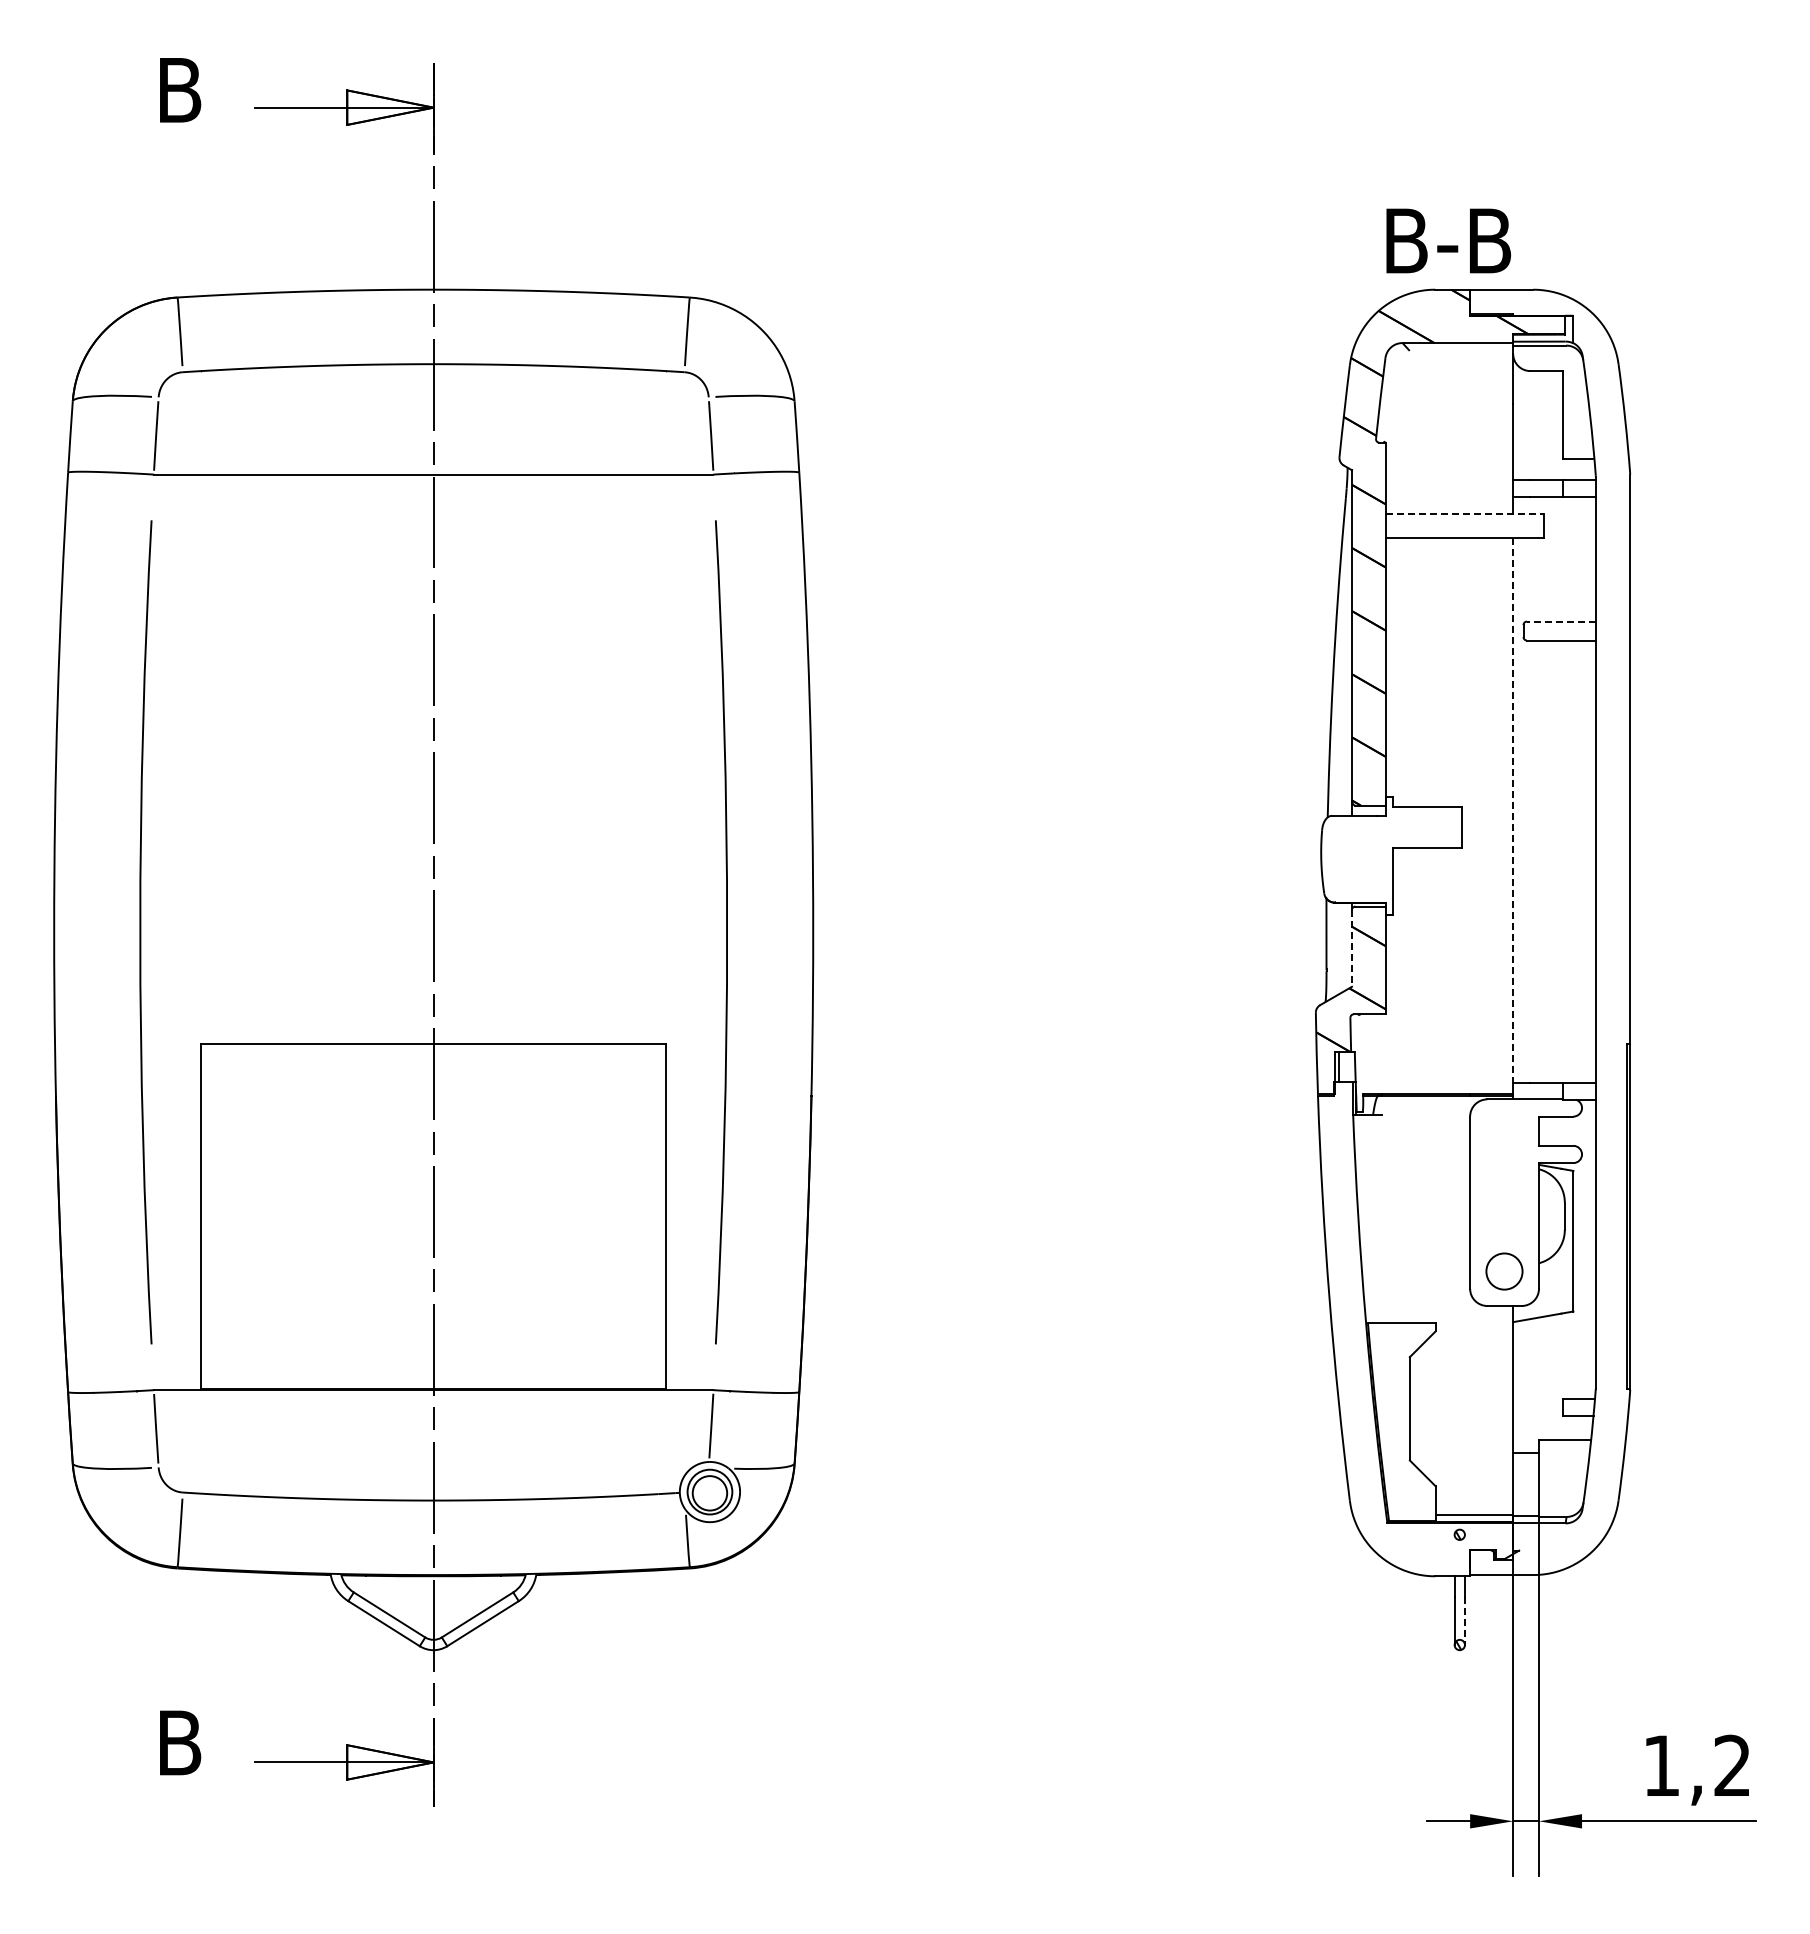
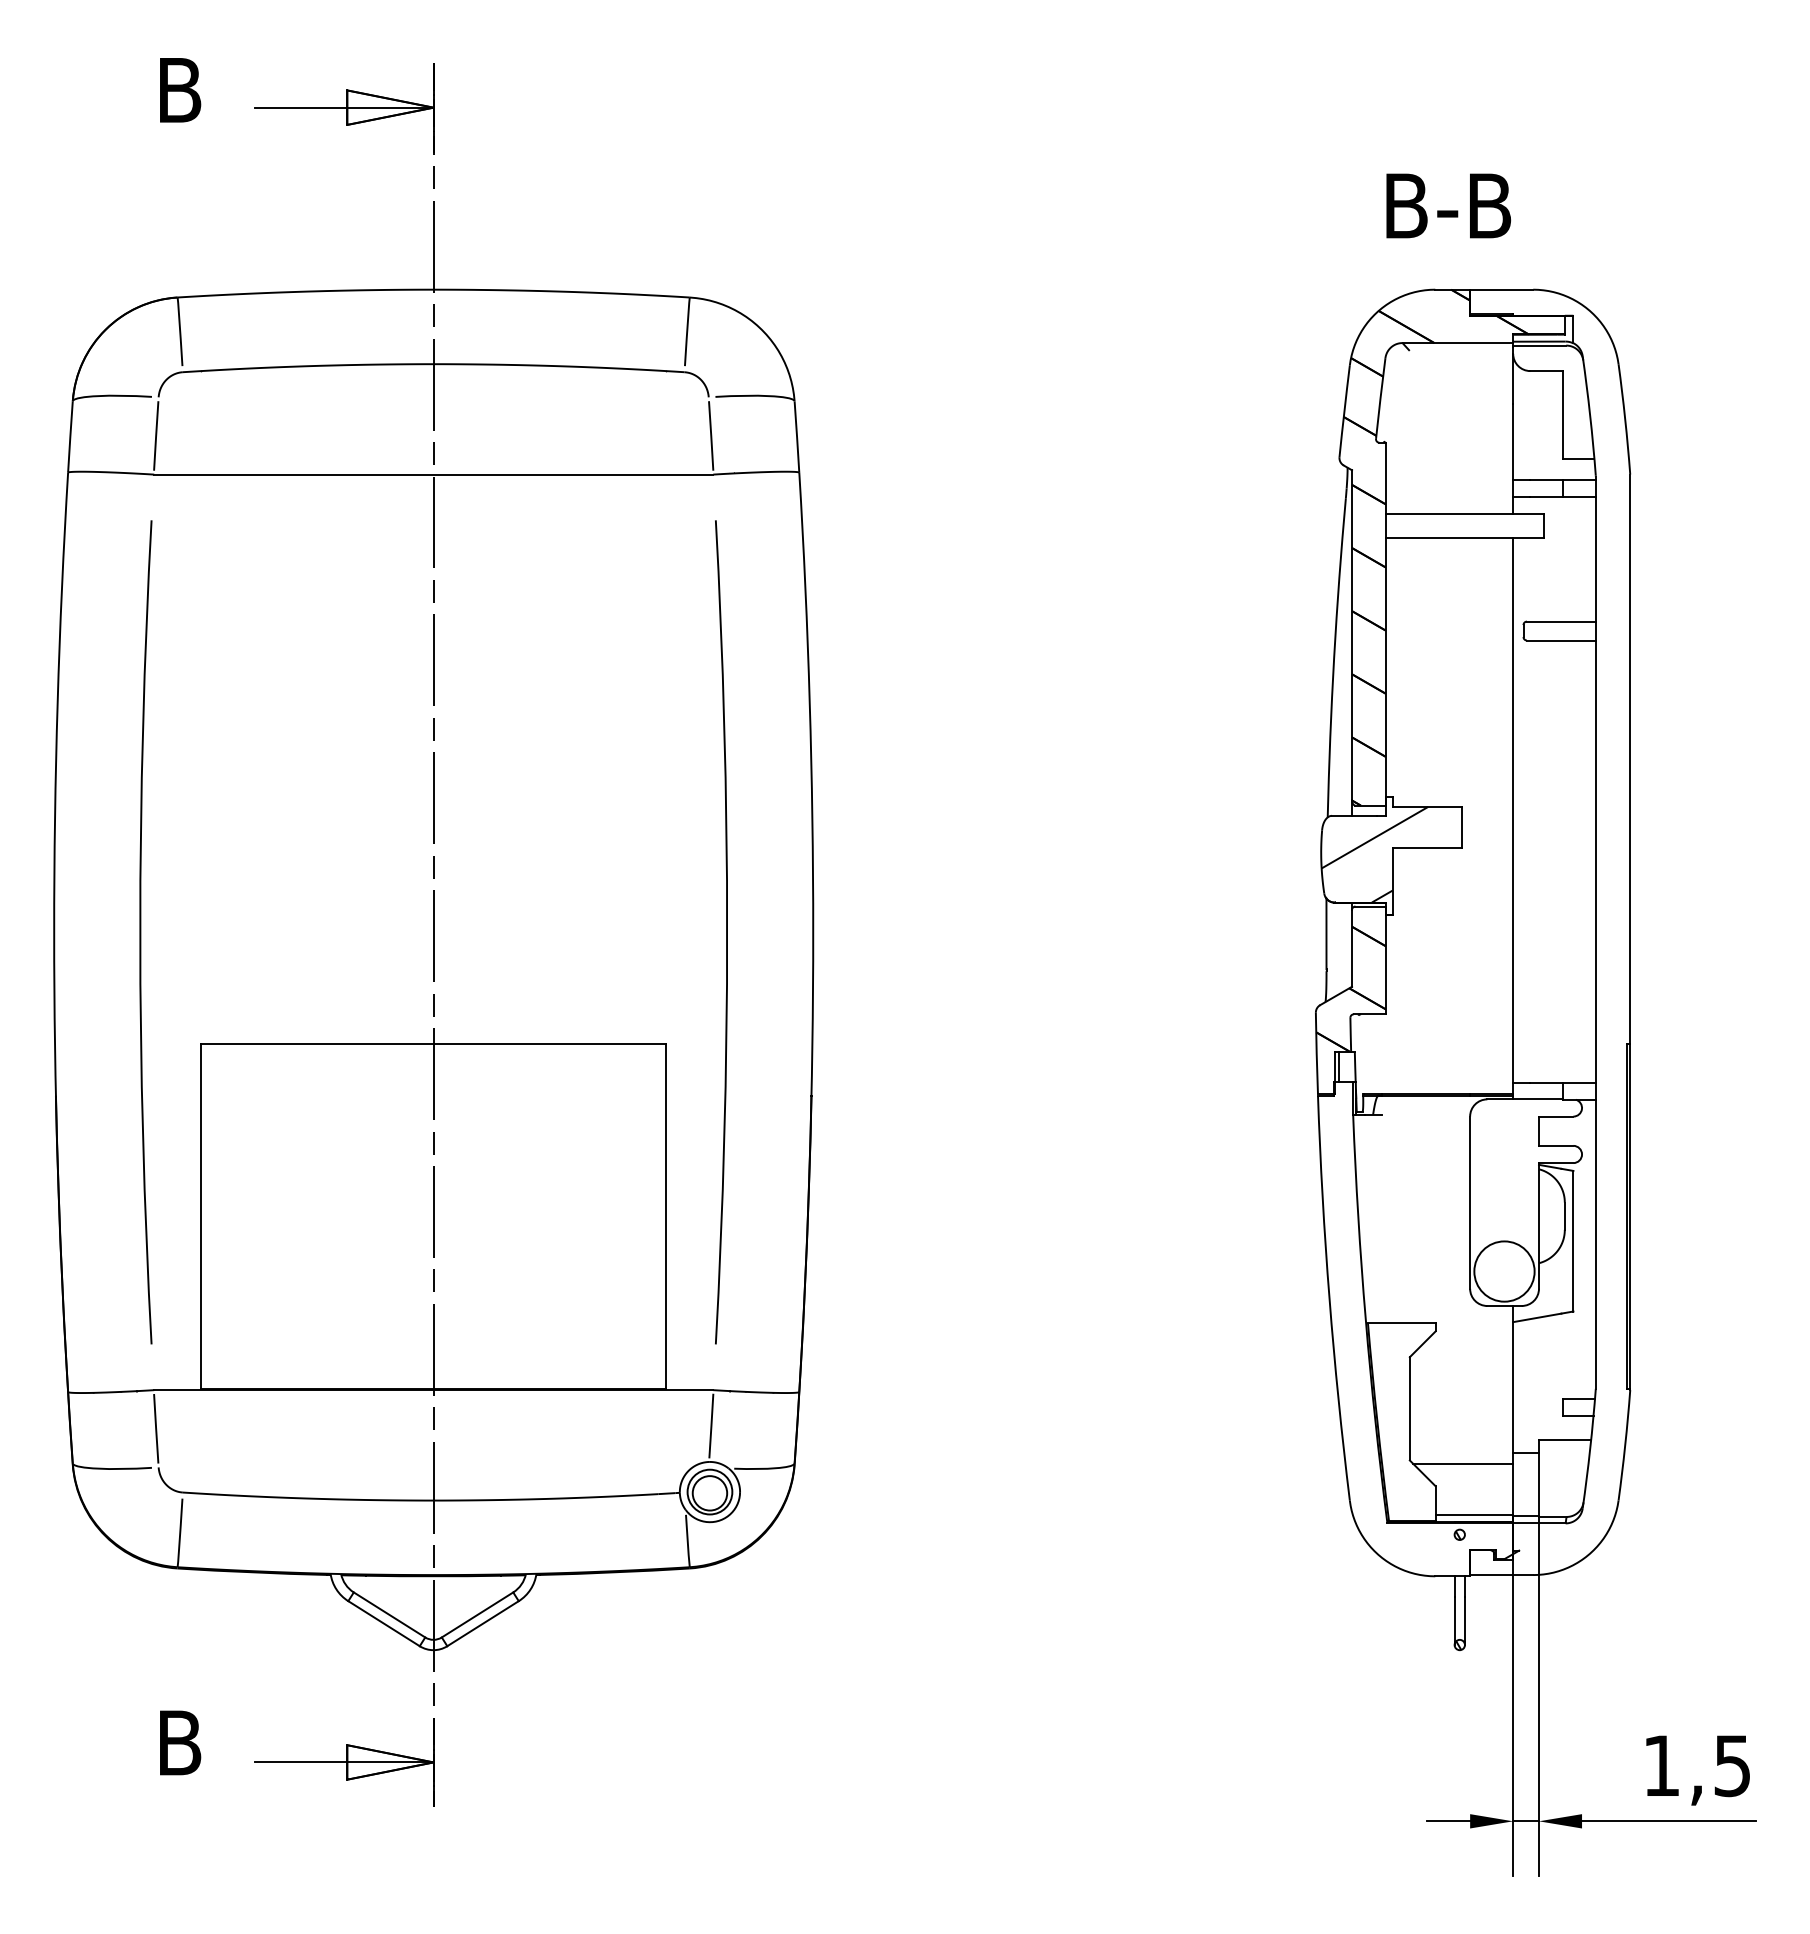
text position: (1448, 240) -> (1448, 205) (1448, 205)
line: dashed -> solid (1465, 514)
line: dashed -> solid (1560, 621)
line: dashed -> solid (1513, 810)
hatch: none -> present (1374, 854)
line: dashed -> solid (1352, 948)
circle diameter: 36 px -> 60 px (1504, 1271)
line: none -> present (1463, 1464)
line: dashed -> solid (1464, 1619)
text: 1,2 -> 1,5 (1731, 1765)
